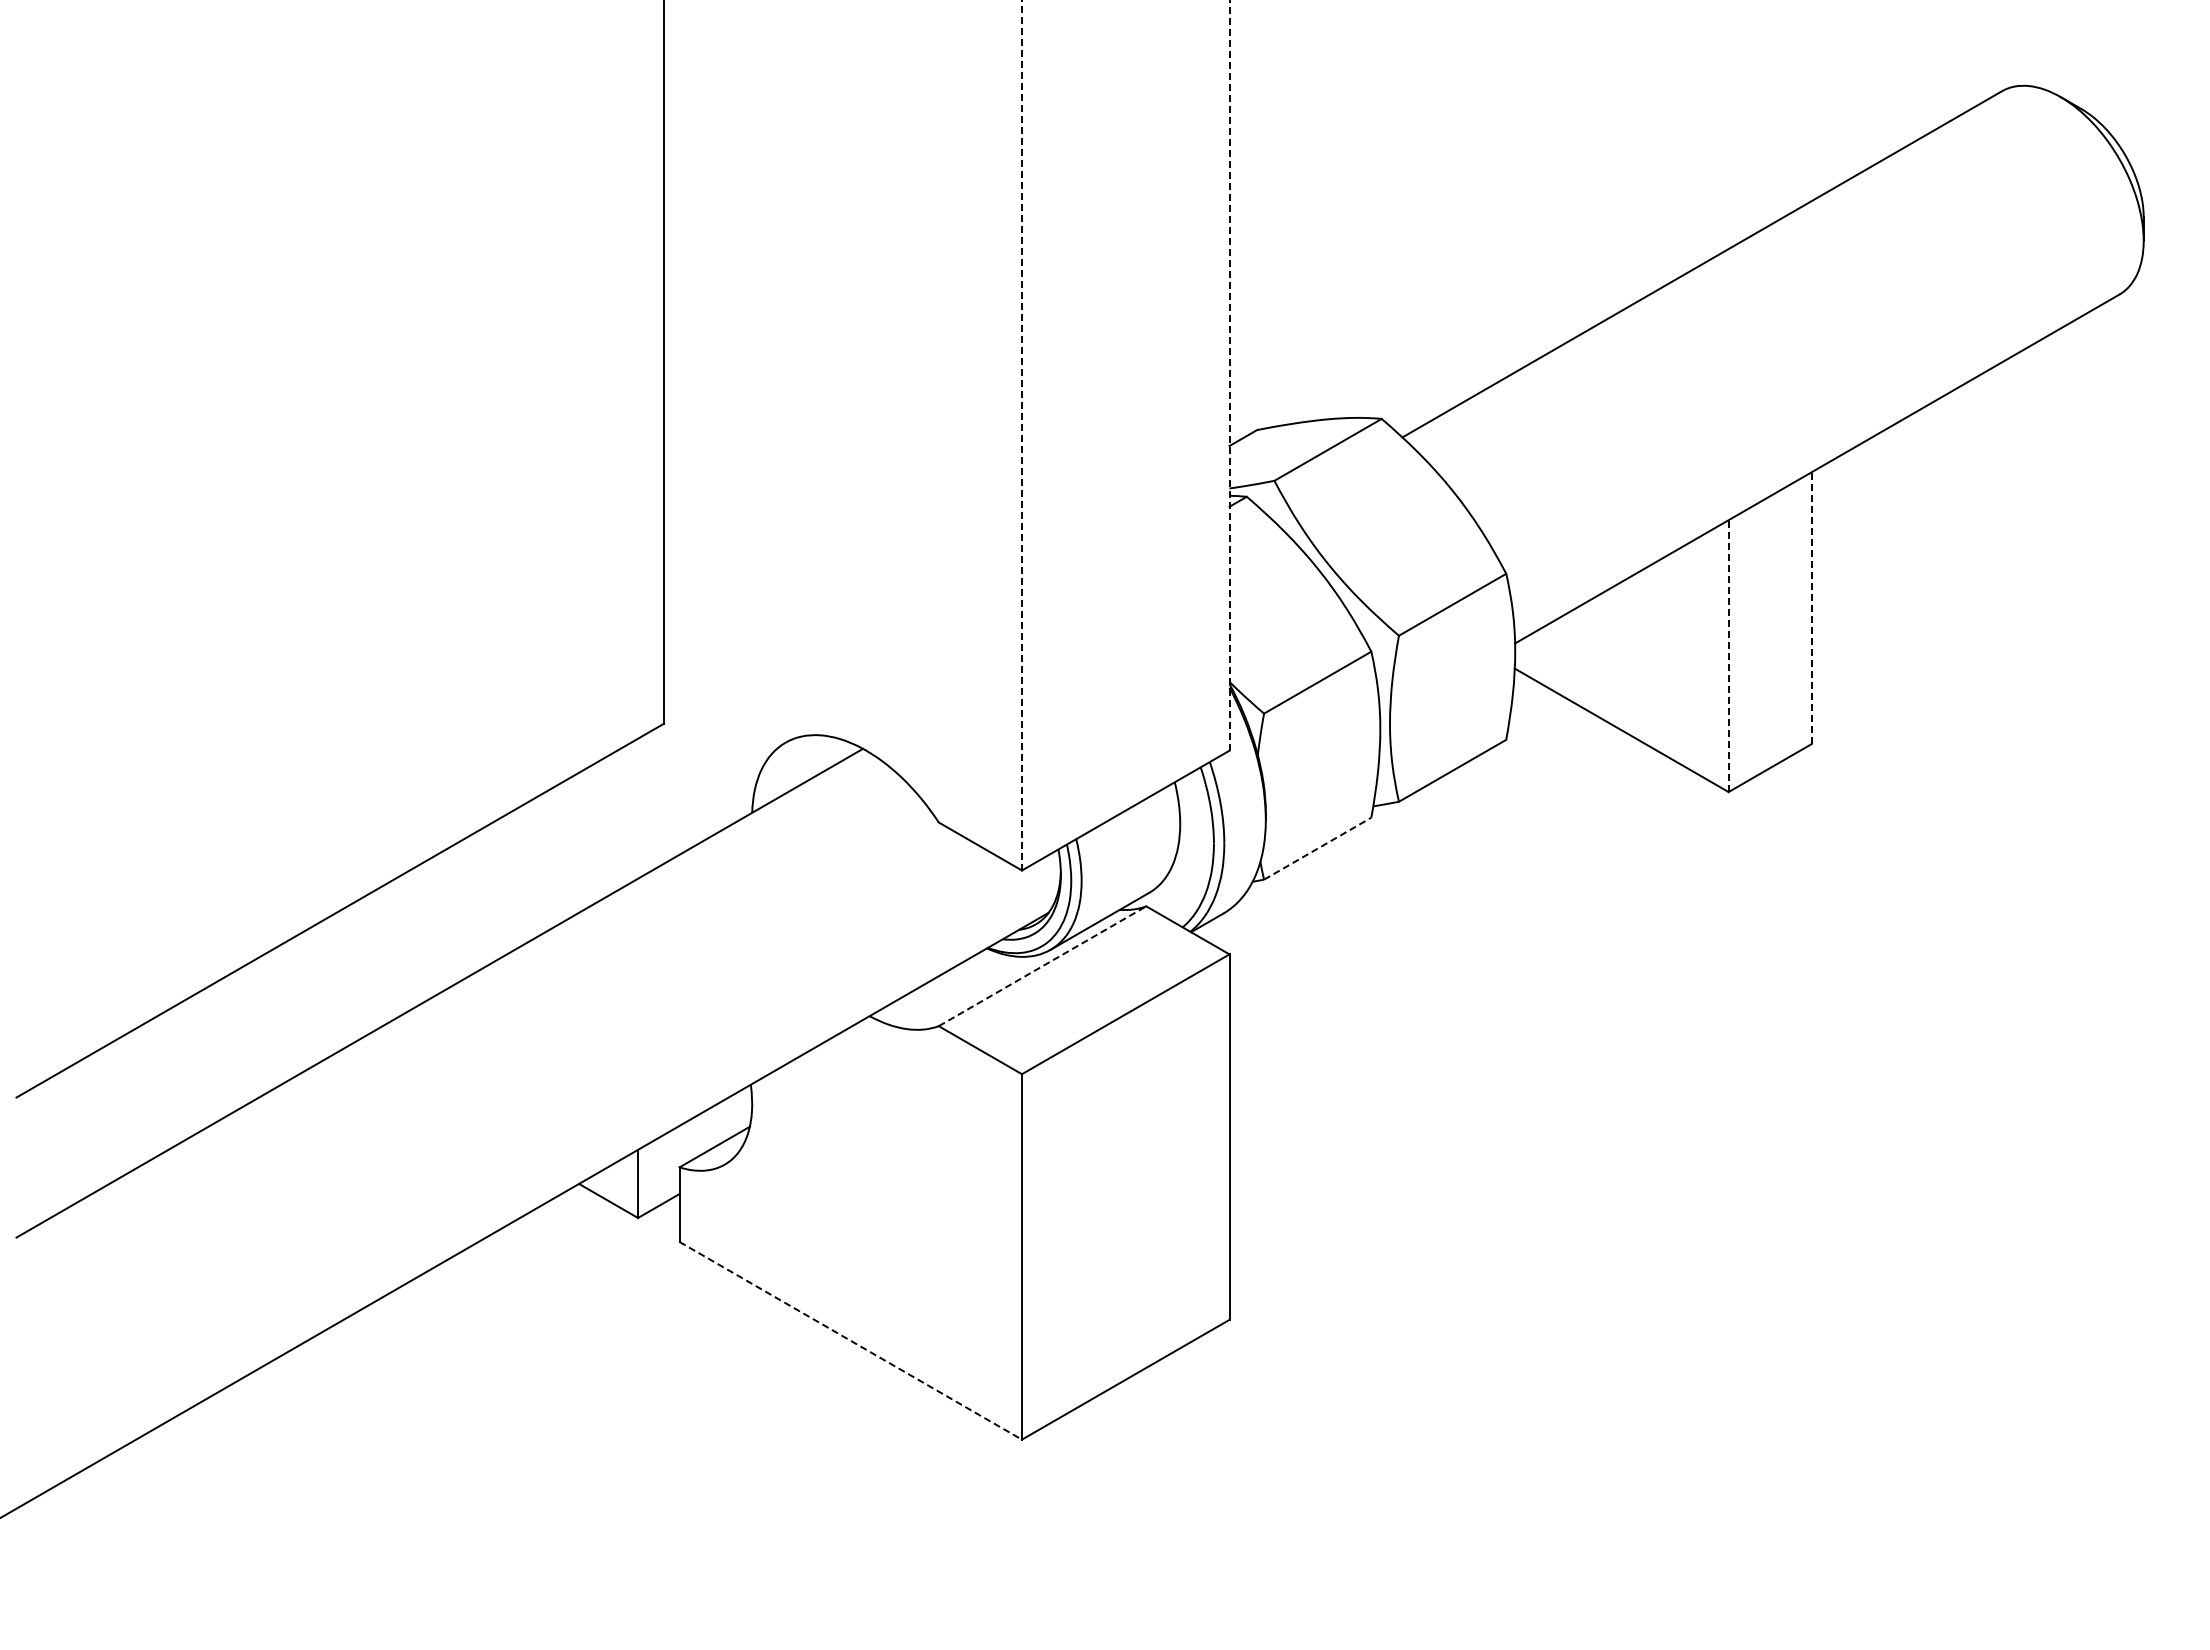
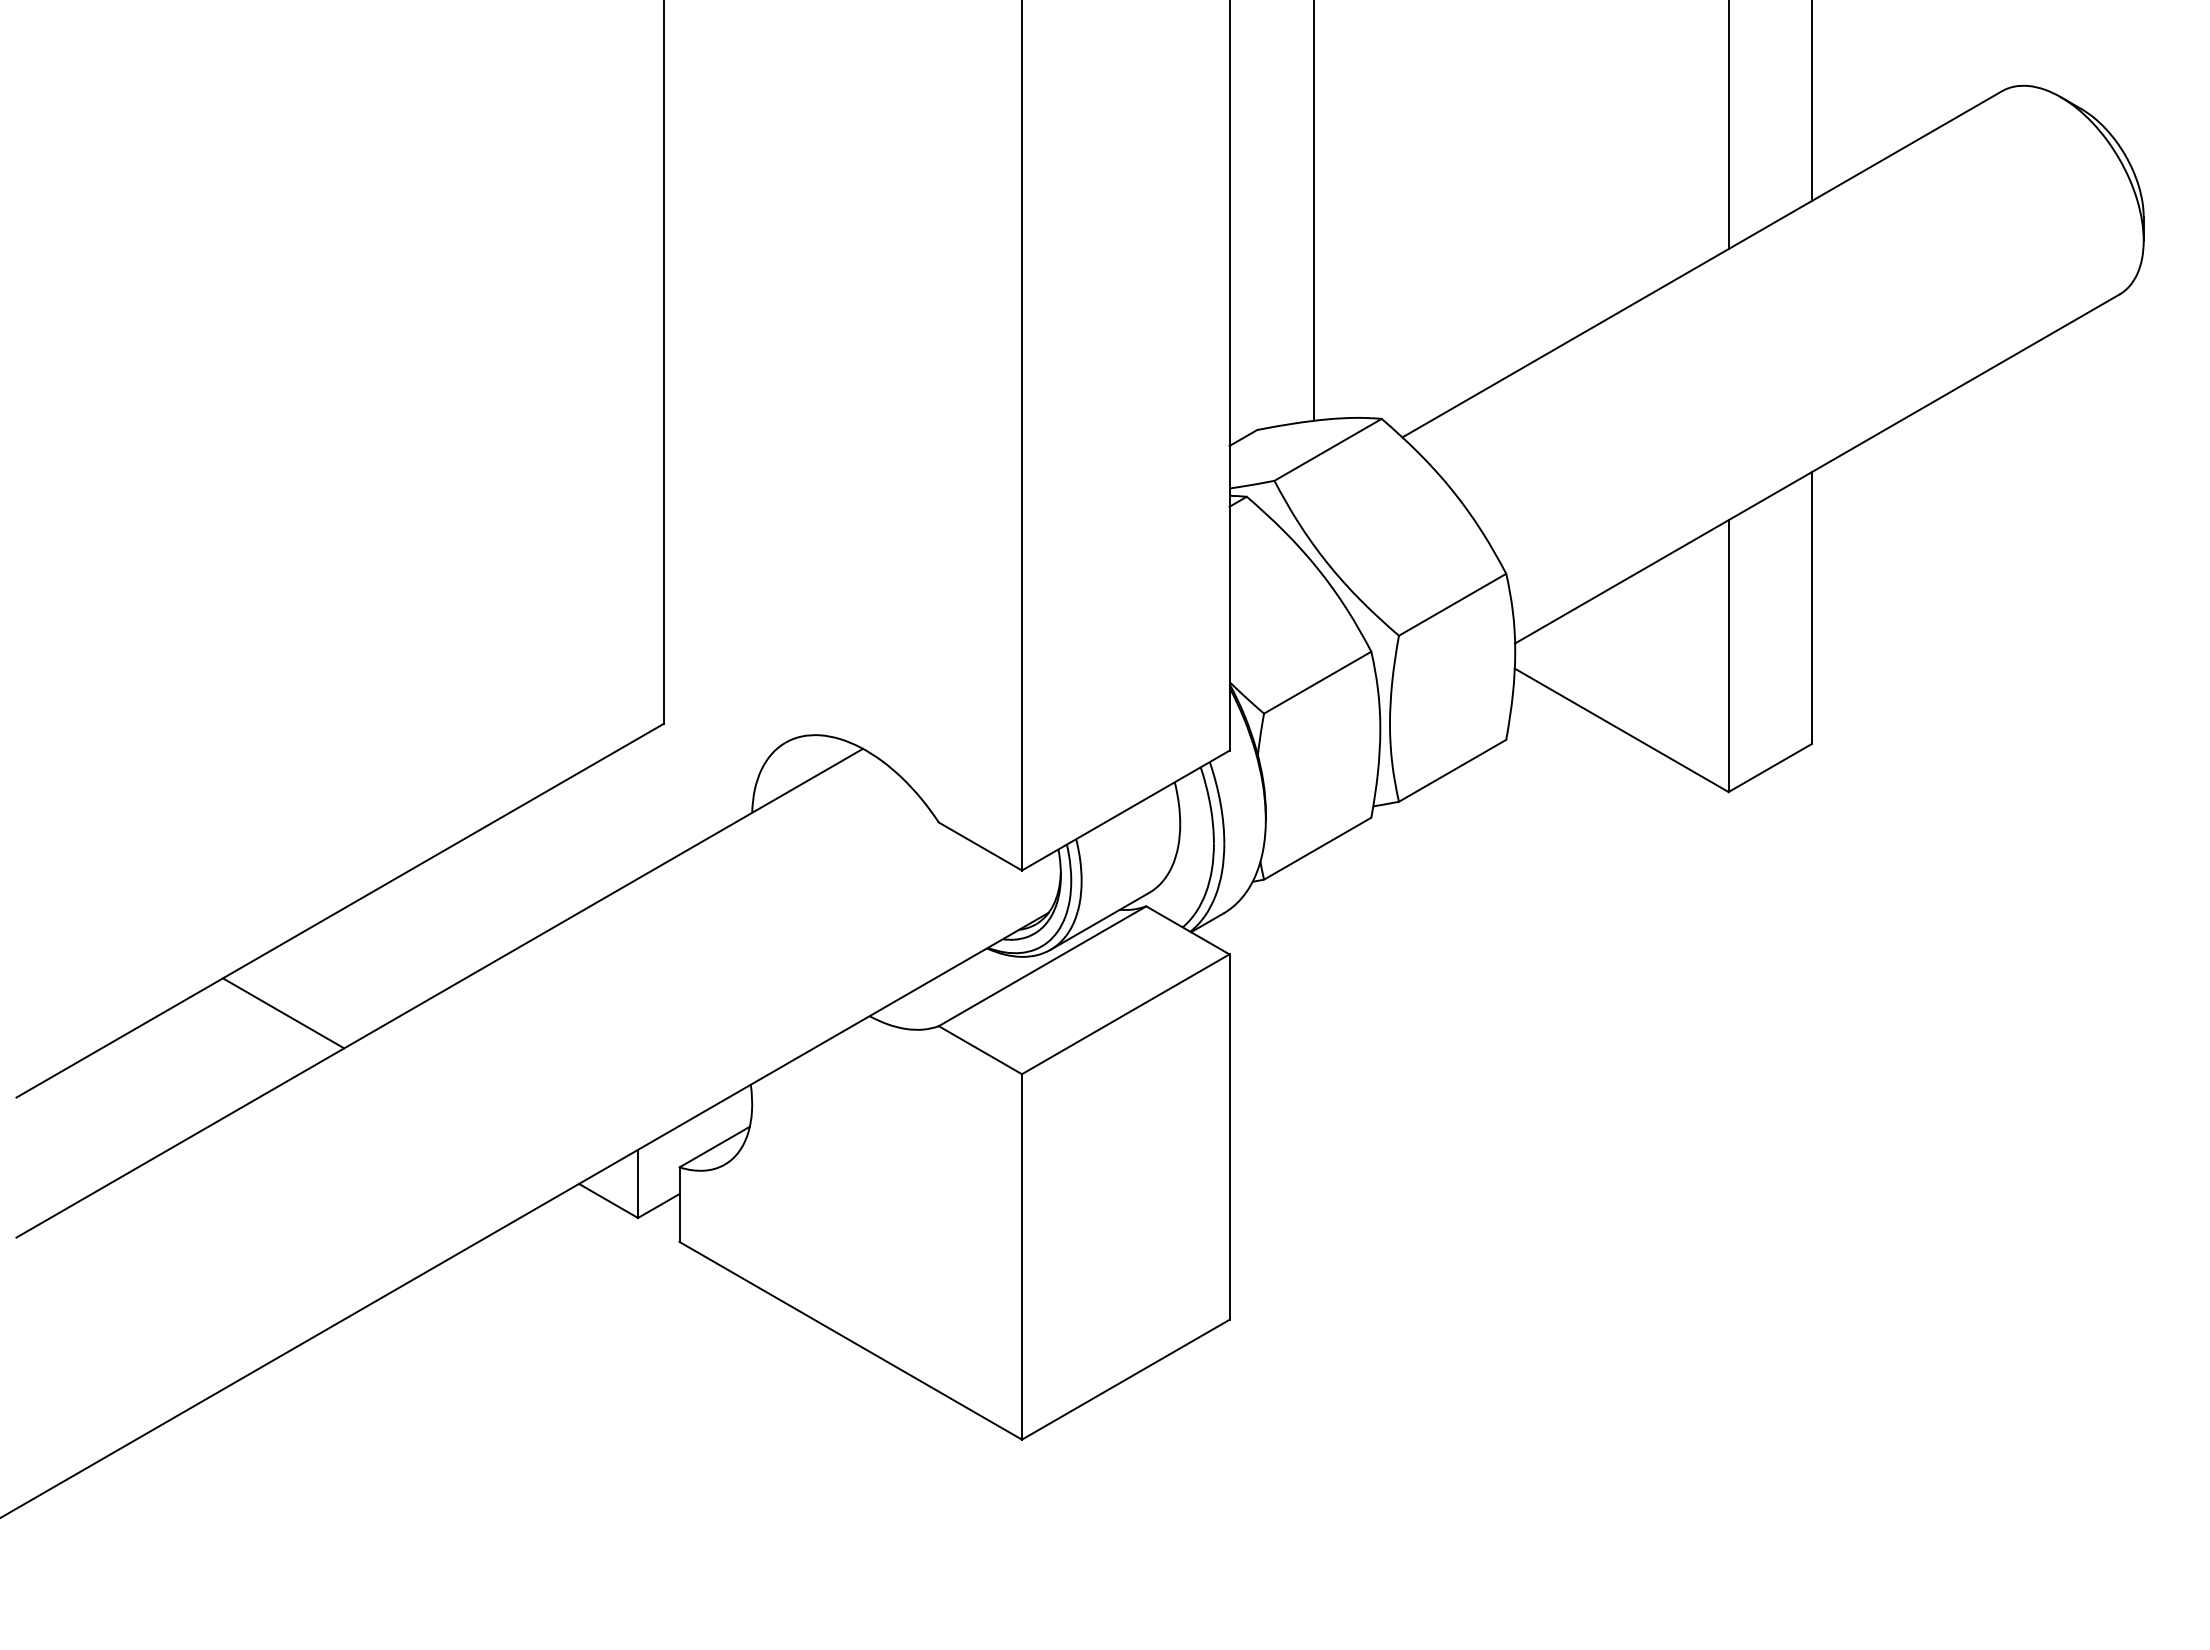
line: none -> present (1811, 101)
line: none -> present (1728, 125)
line: none -> present (1313, 211)
line: dashed -> solid (1229, 375)
line: dashed -> solid (1021, 435)
line: dashed -> solid (1811, 608)
line: dashed -> solid (1728, 656)
line: dashed -> solid (1317, 848)
line: dashed -> solid (1042, 966)
line: none -> present (283, 1013)
line: dashed -> solid (850, 1340)
